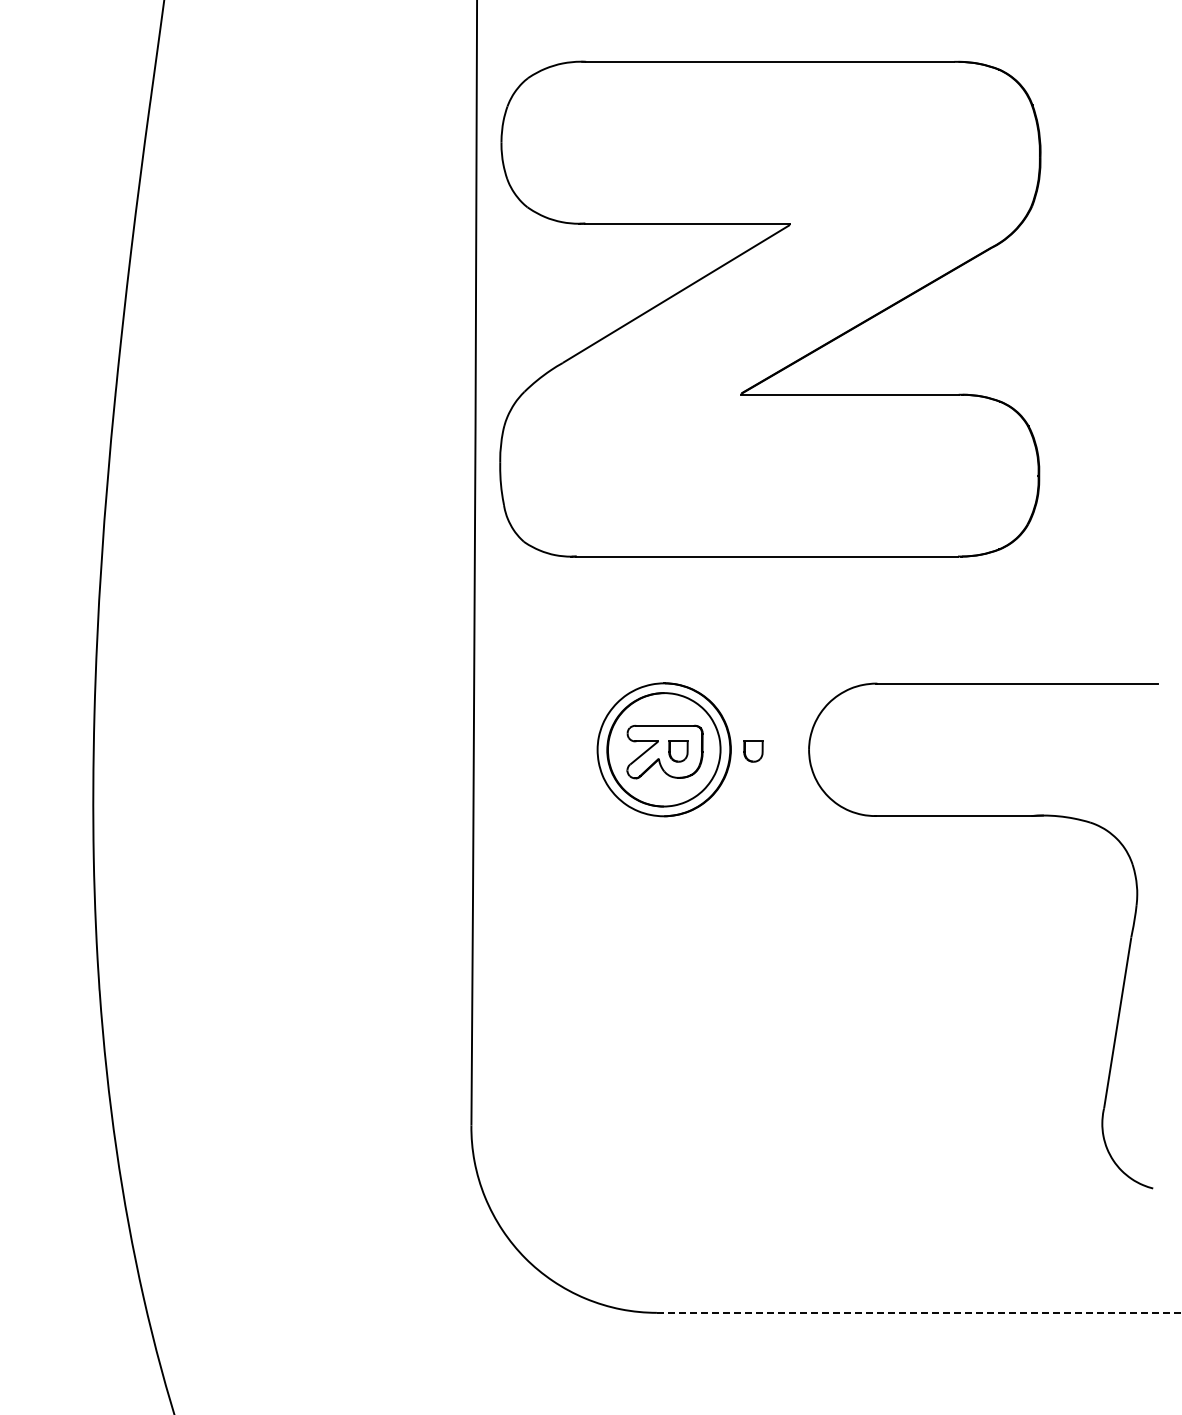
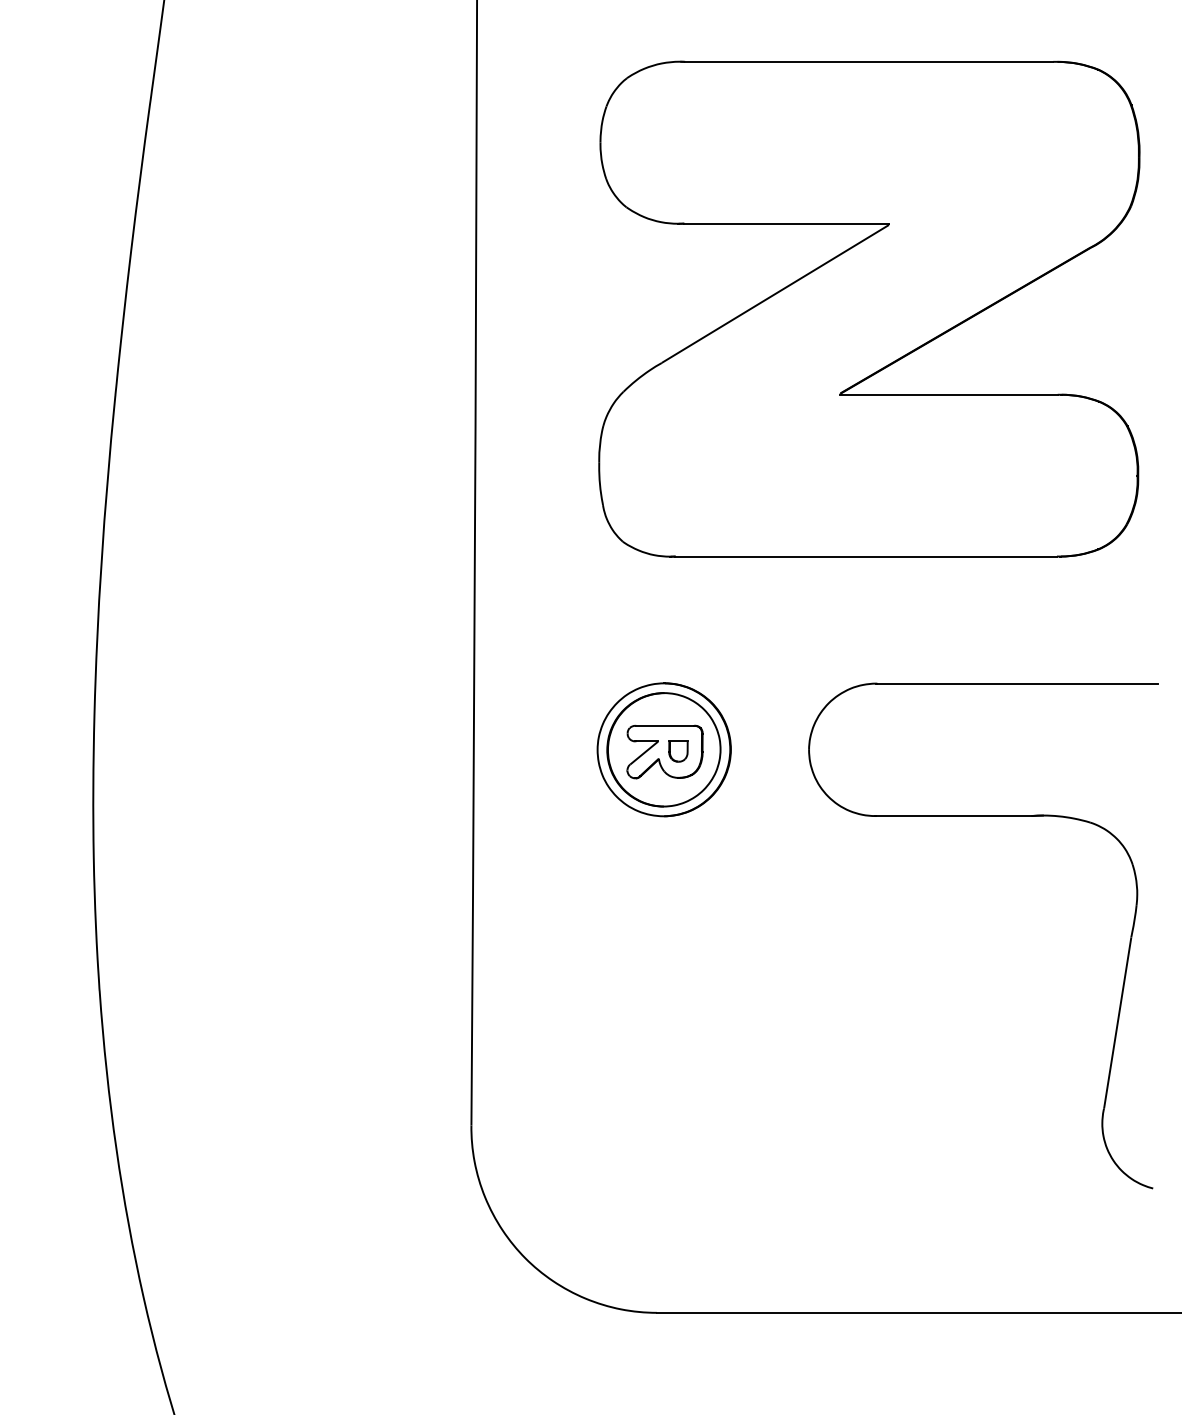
part position: (770, 308) -> (869, 308) (869, 308)
part: present -> none (753, 751)
line: dashed -> solid (919, 1312)
